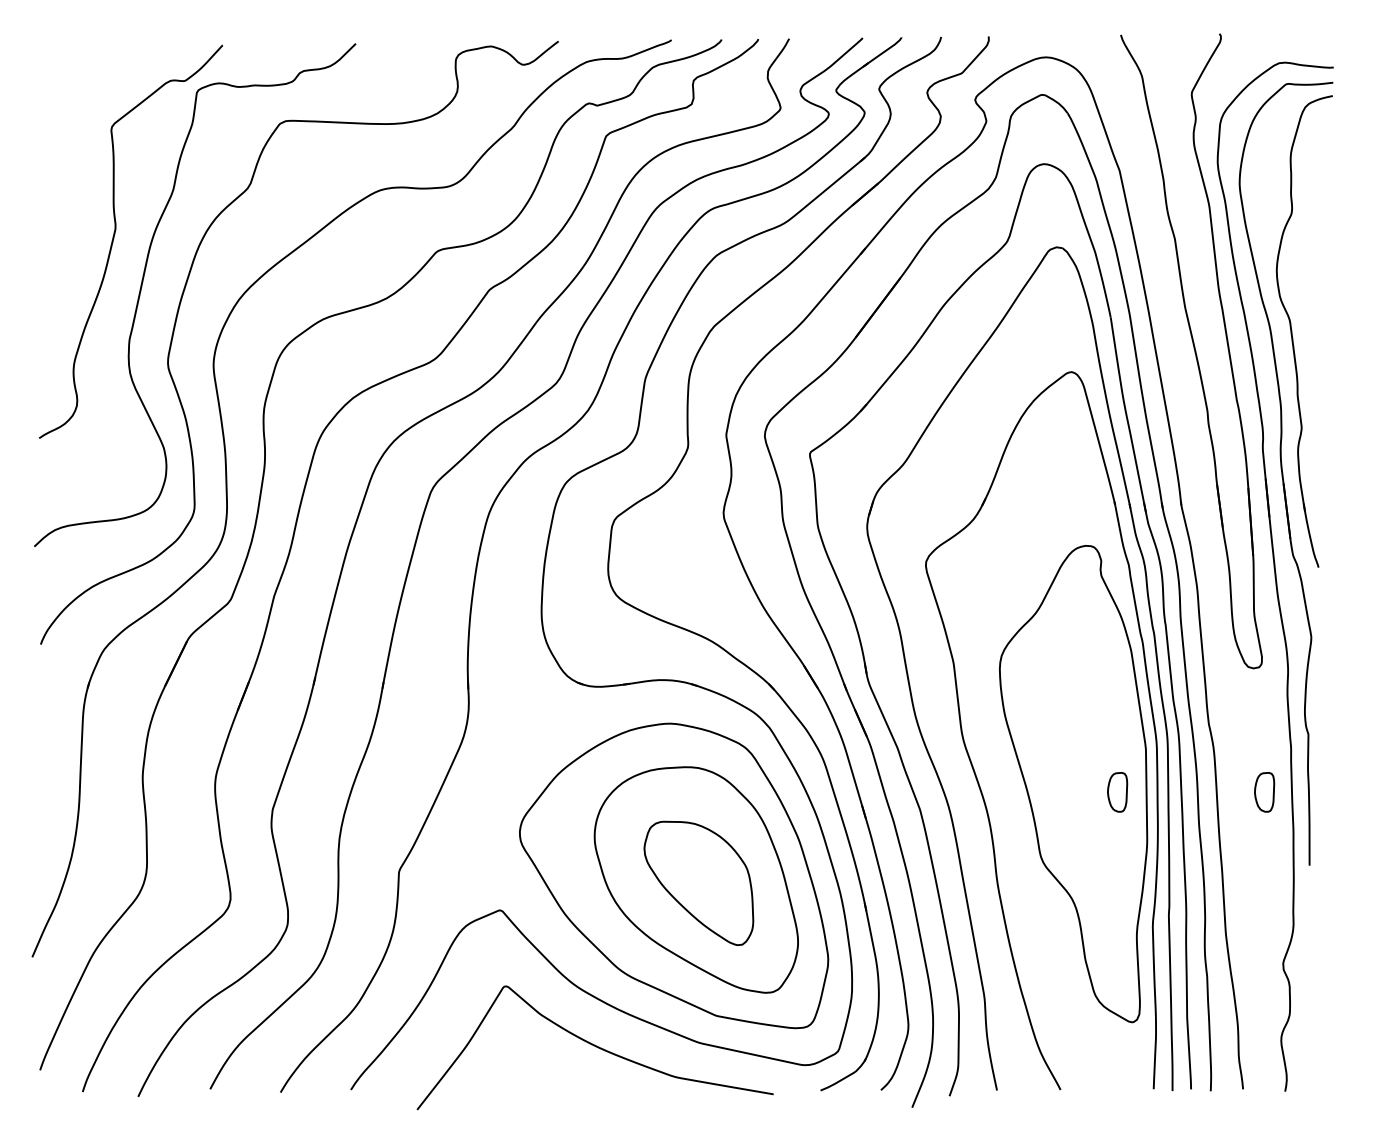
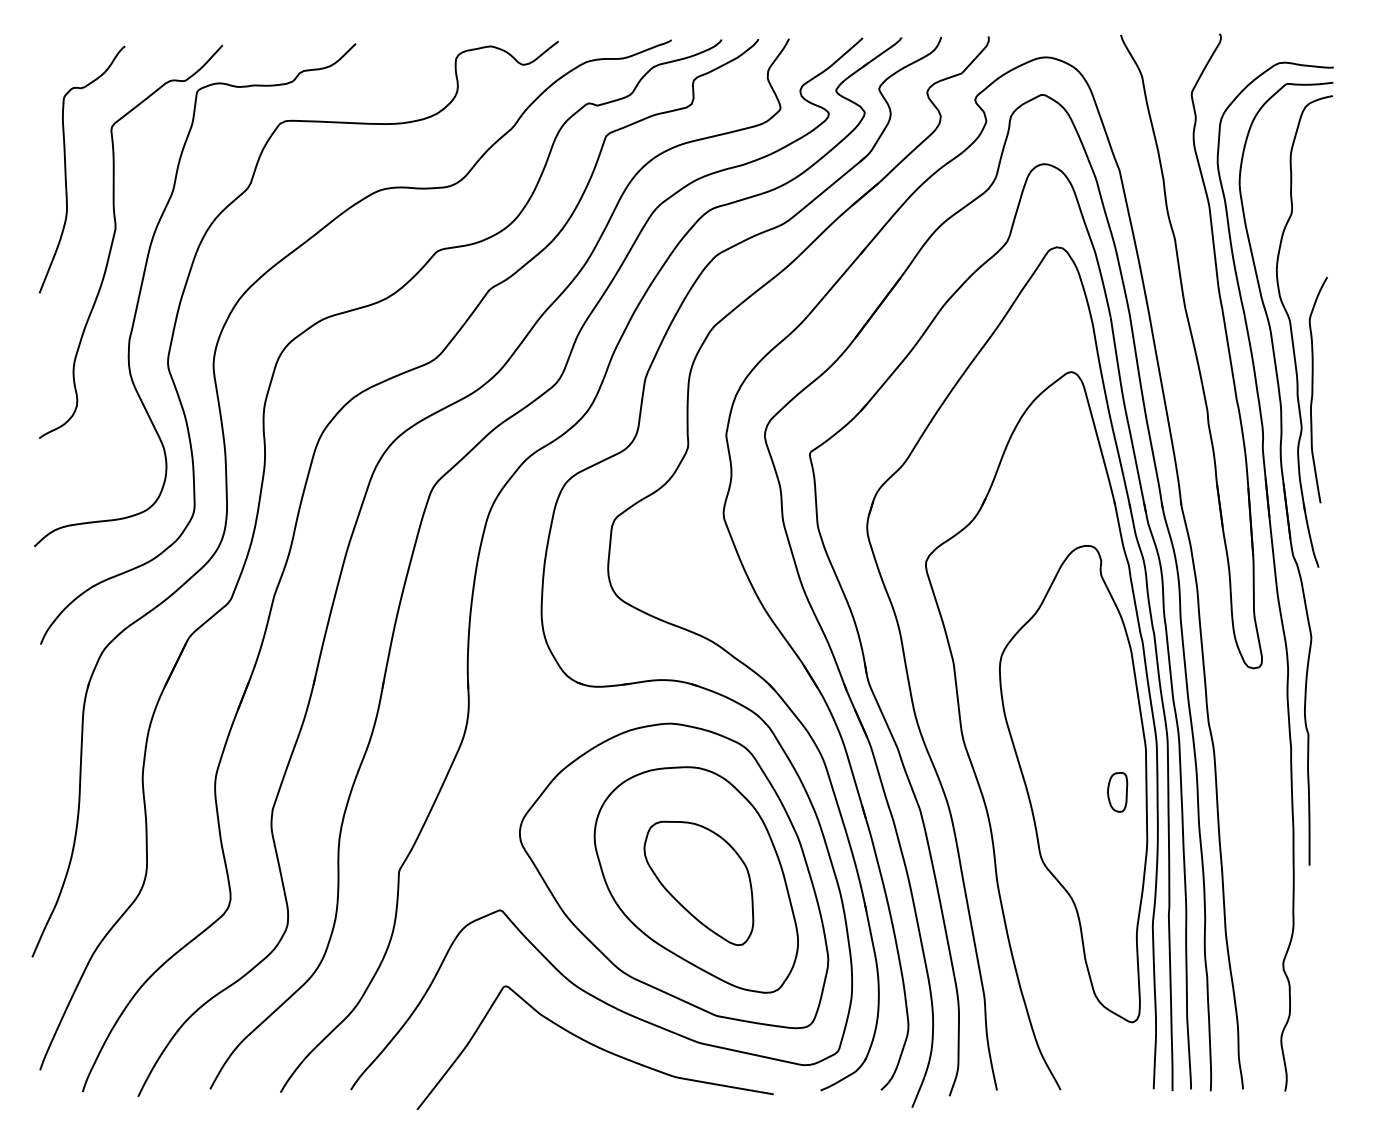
curve: none -> present (66, 169)
curve: none -> present (1313, 389)
part: present -> none (1264, 792)
